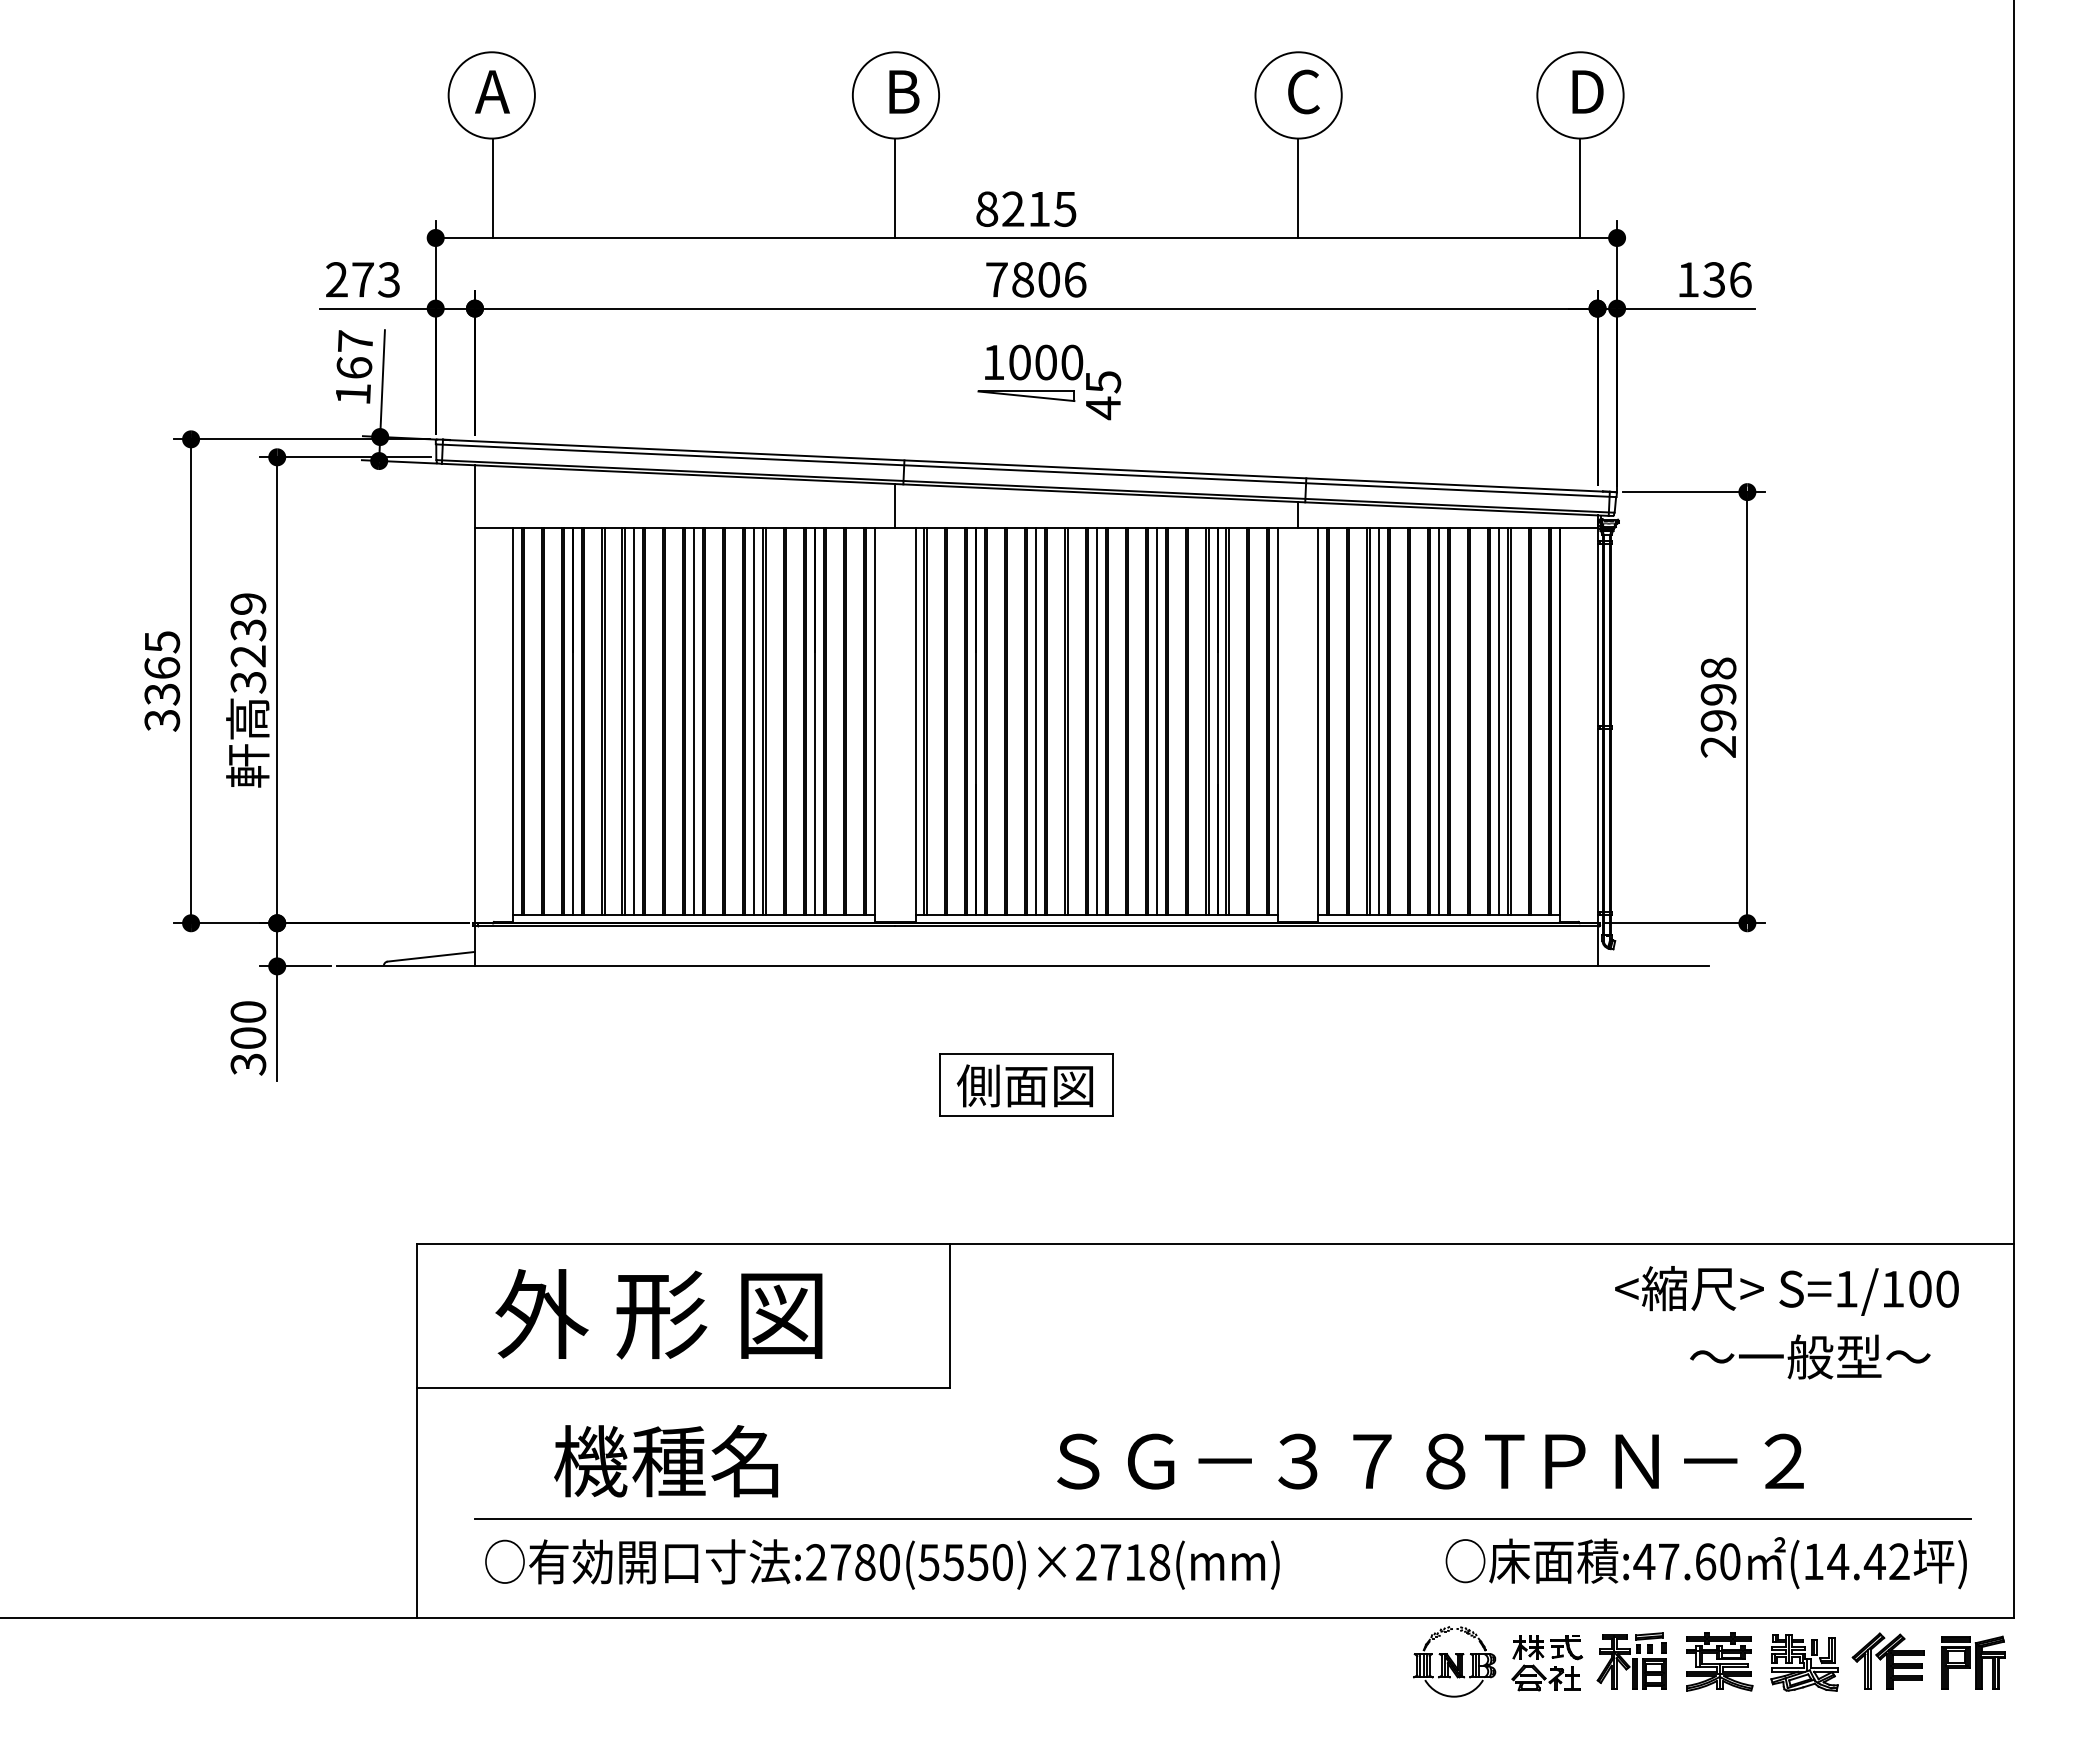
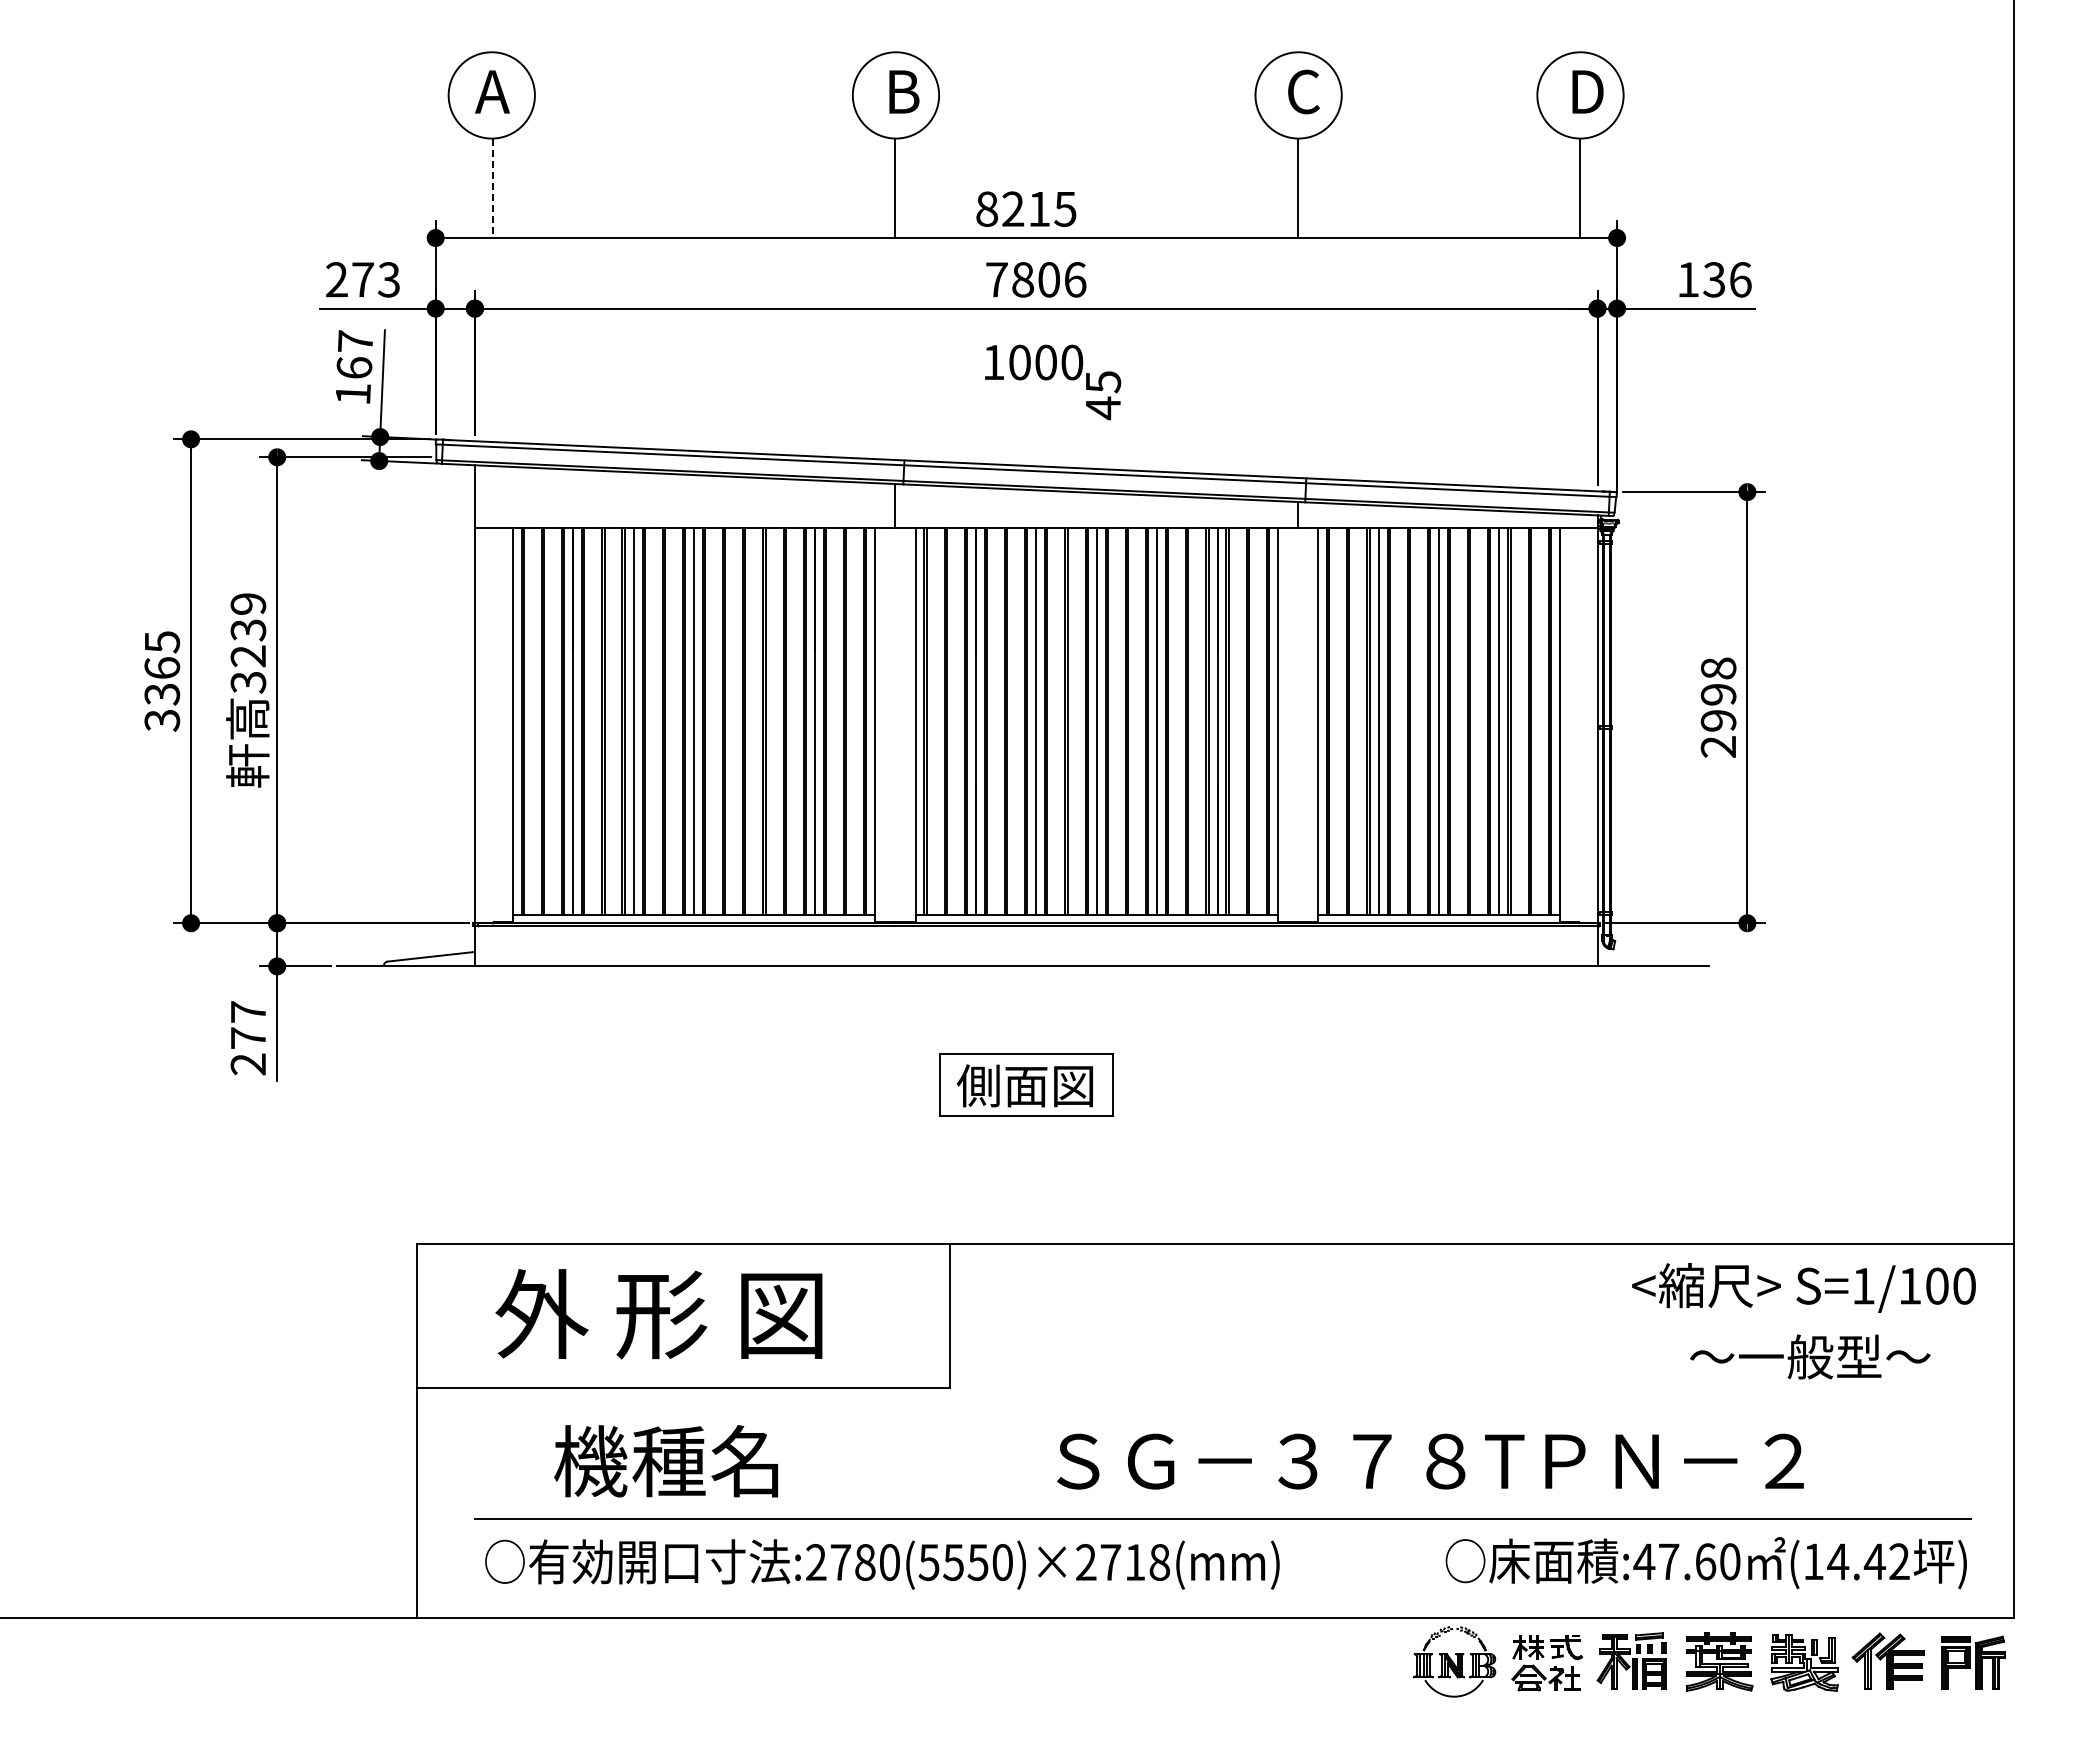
line: solid -> dashed (492, 188)
part: present -> none (1026, 395)
line: present -> none (754, 721)
text: 300 -> 277 (248, 1038)
text position: (1786, 1290) -> (1803, 1287) (1803, 1287)
